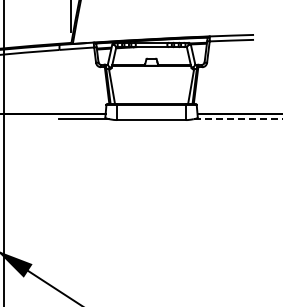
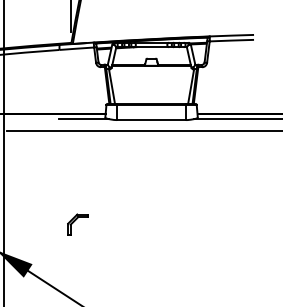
line: dashed -> solid (238, 119)
line: none -> present (143, 131)
part: none -> present (77, 224)
